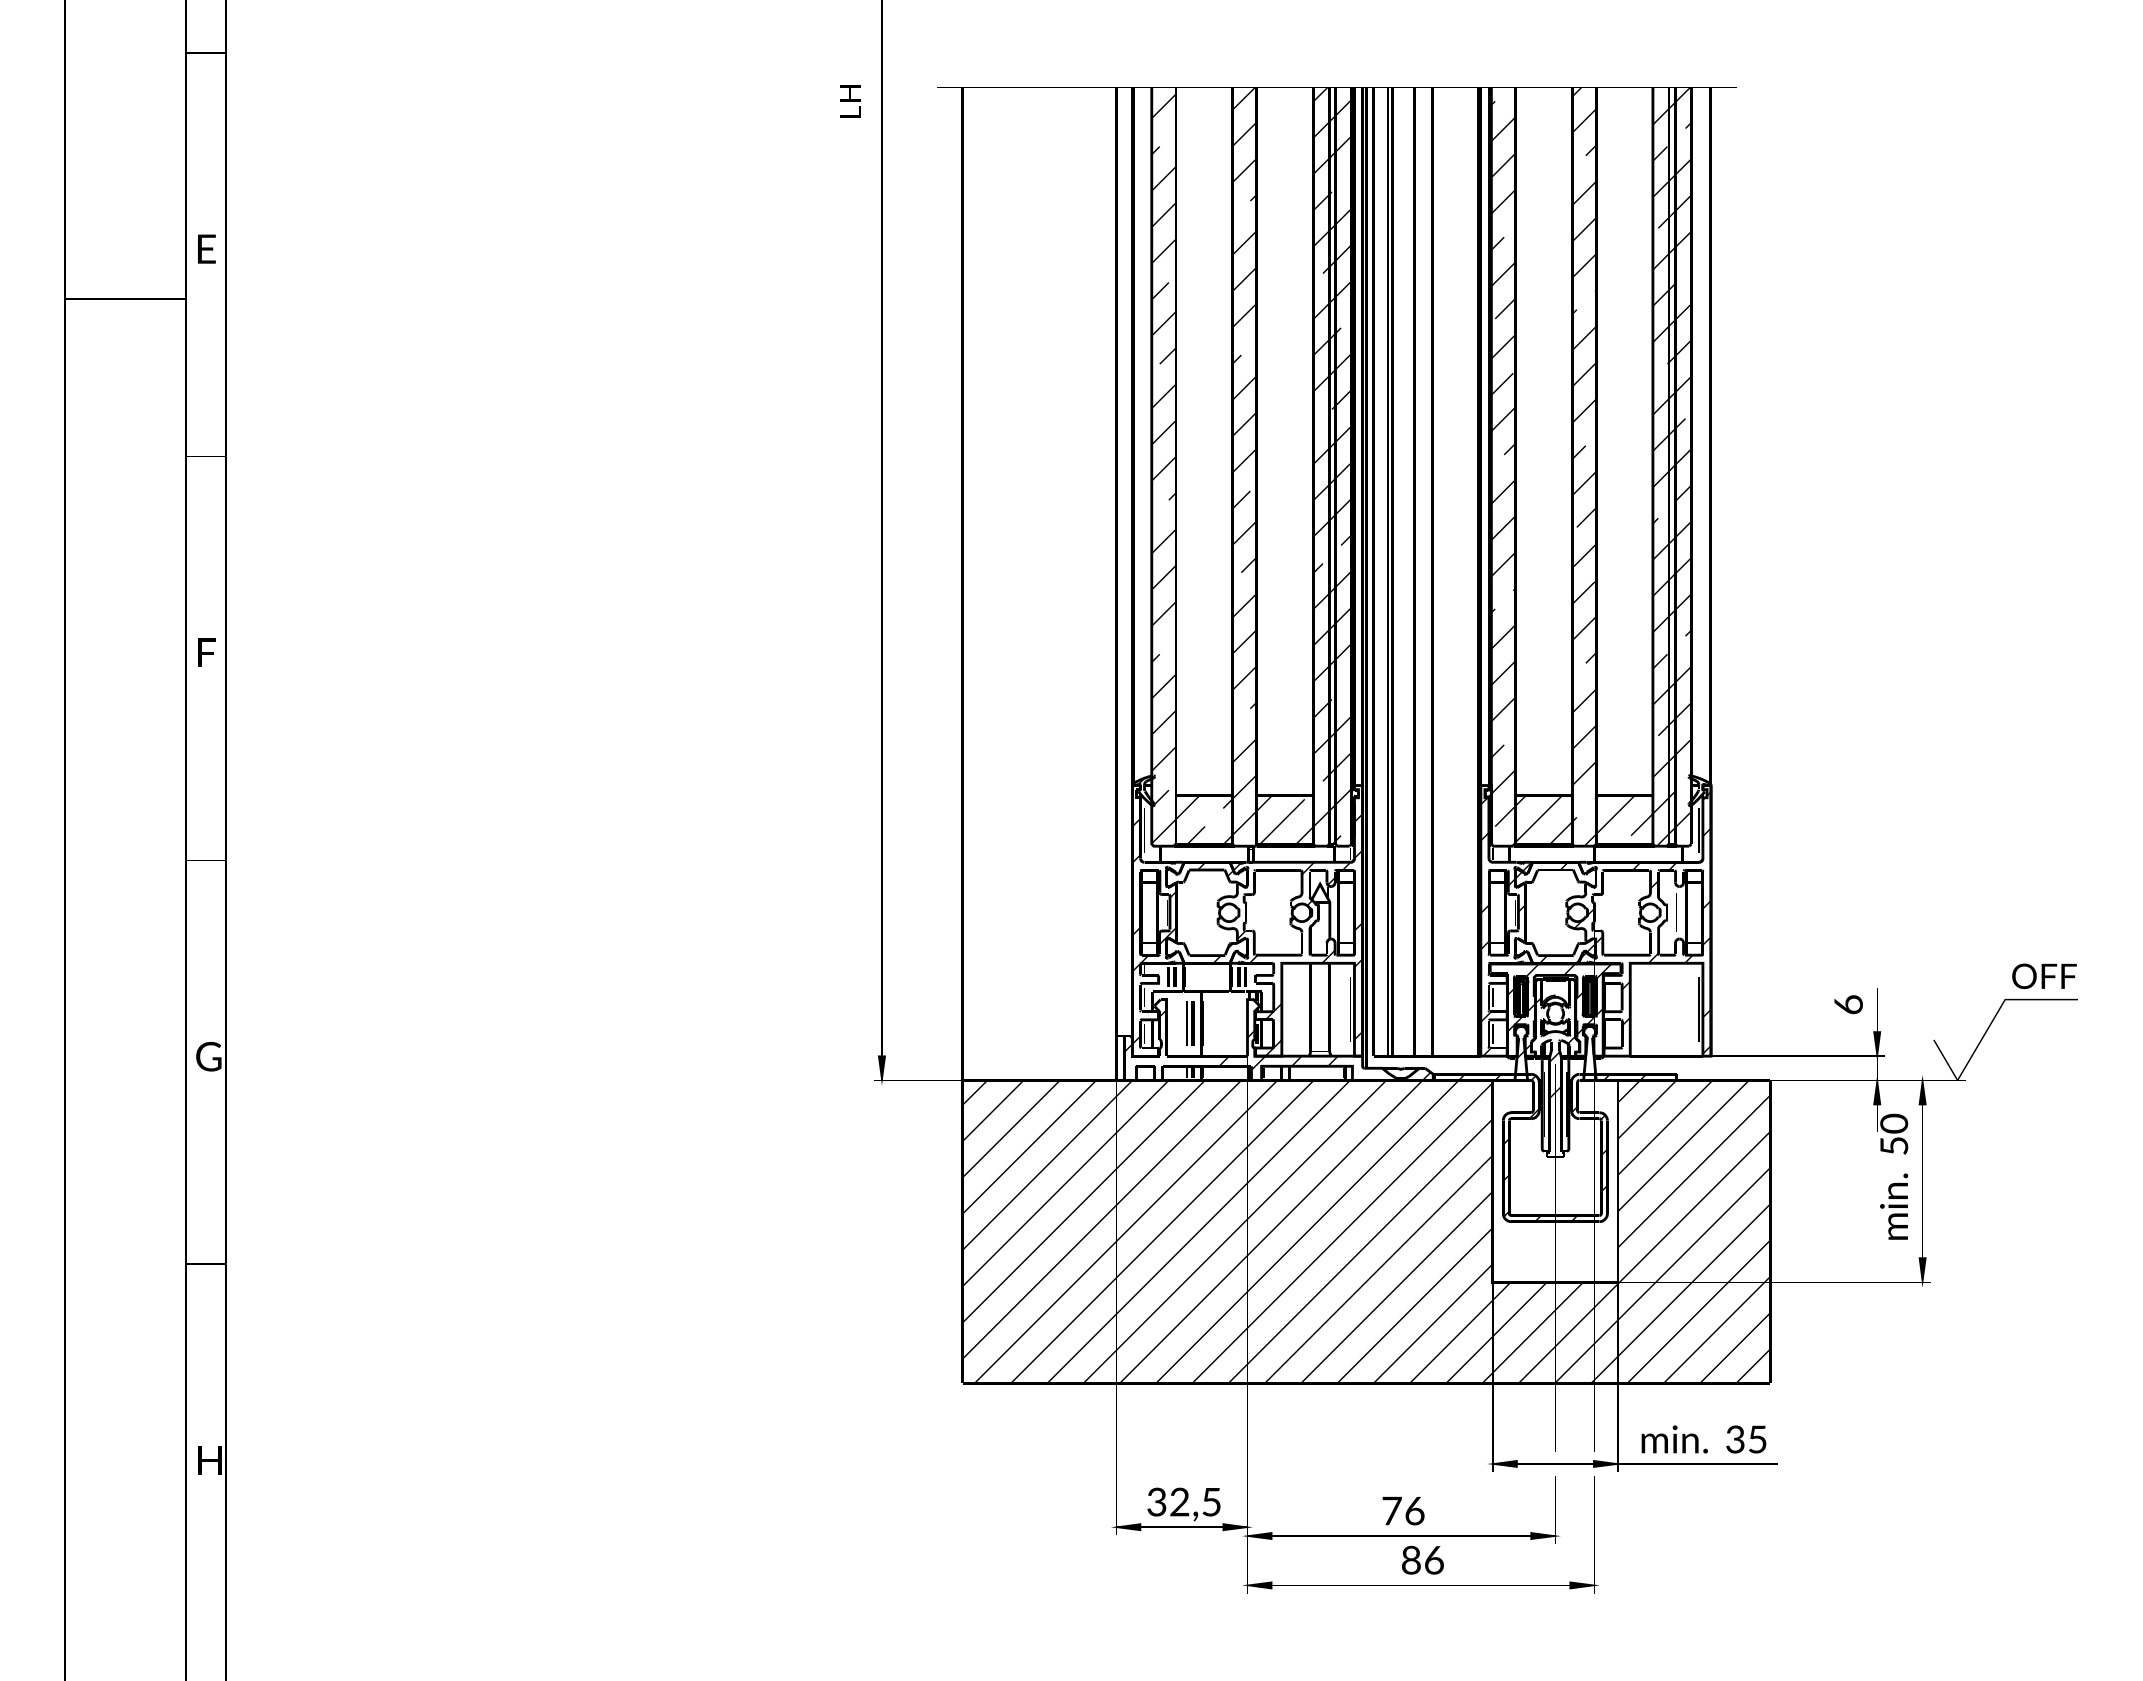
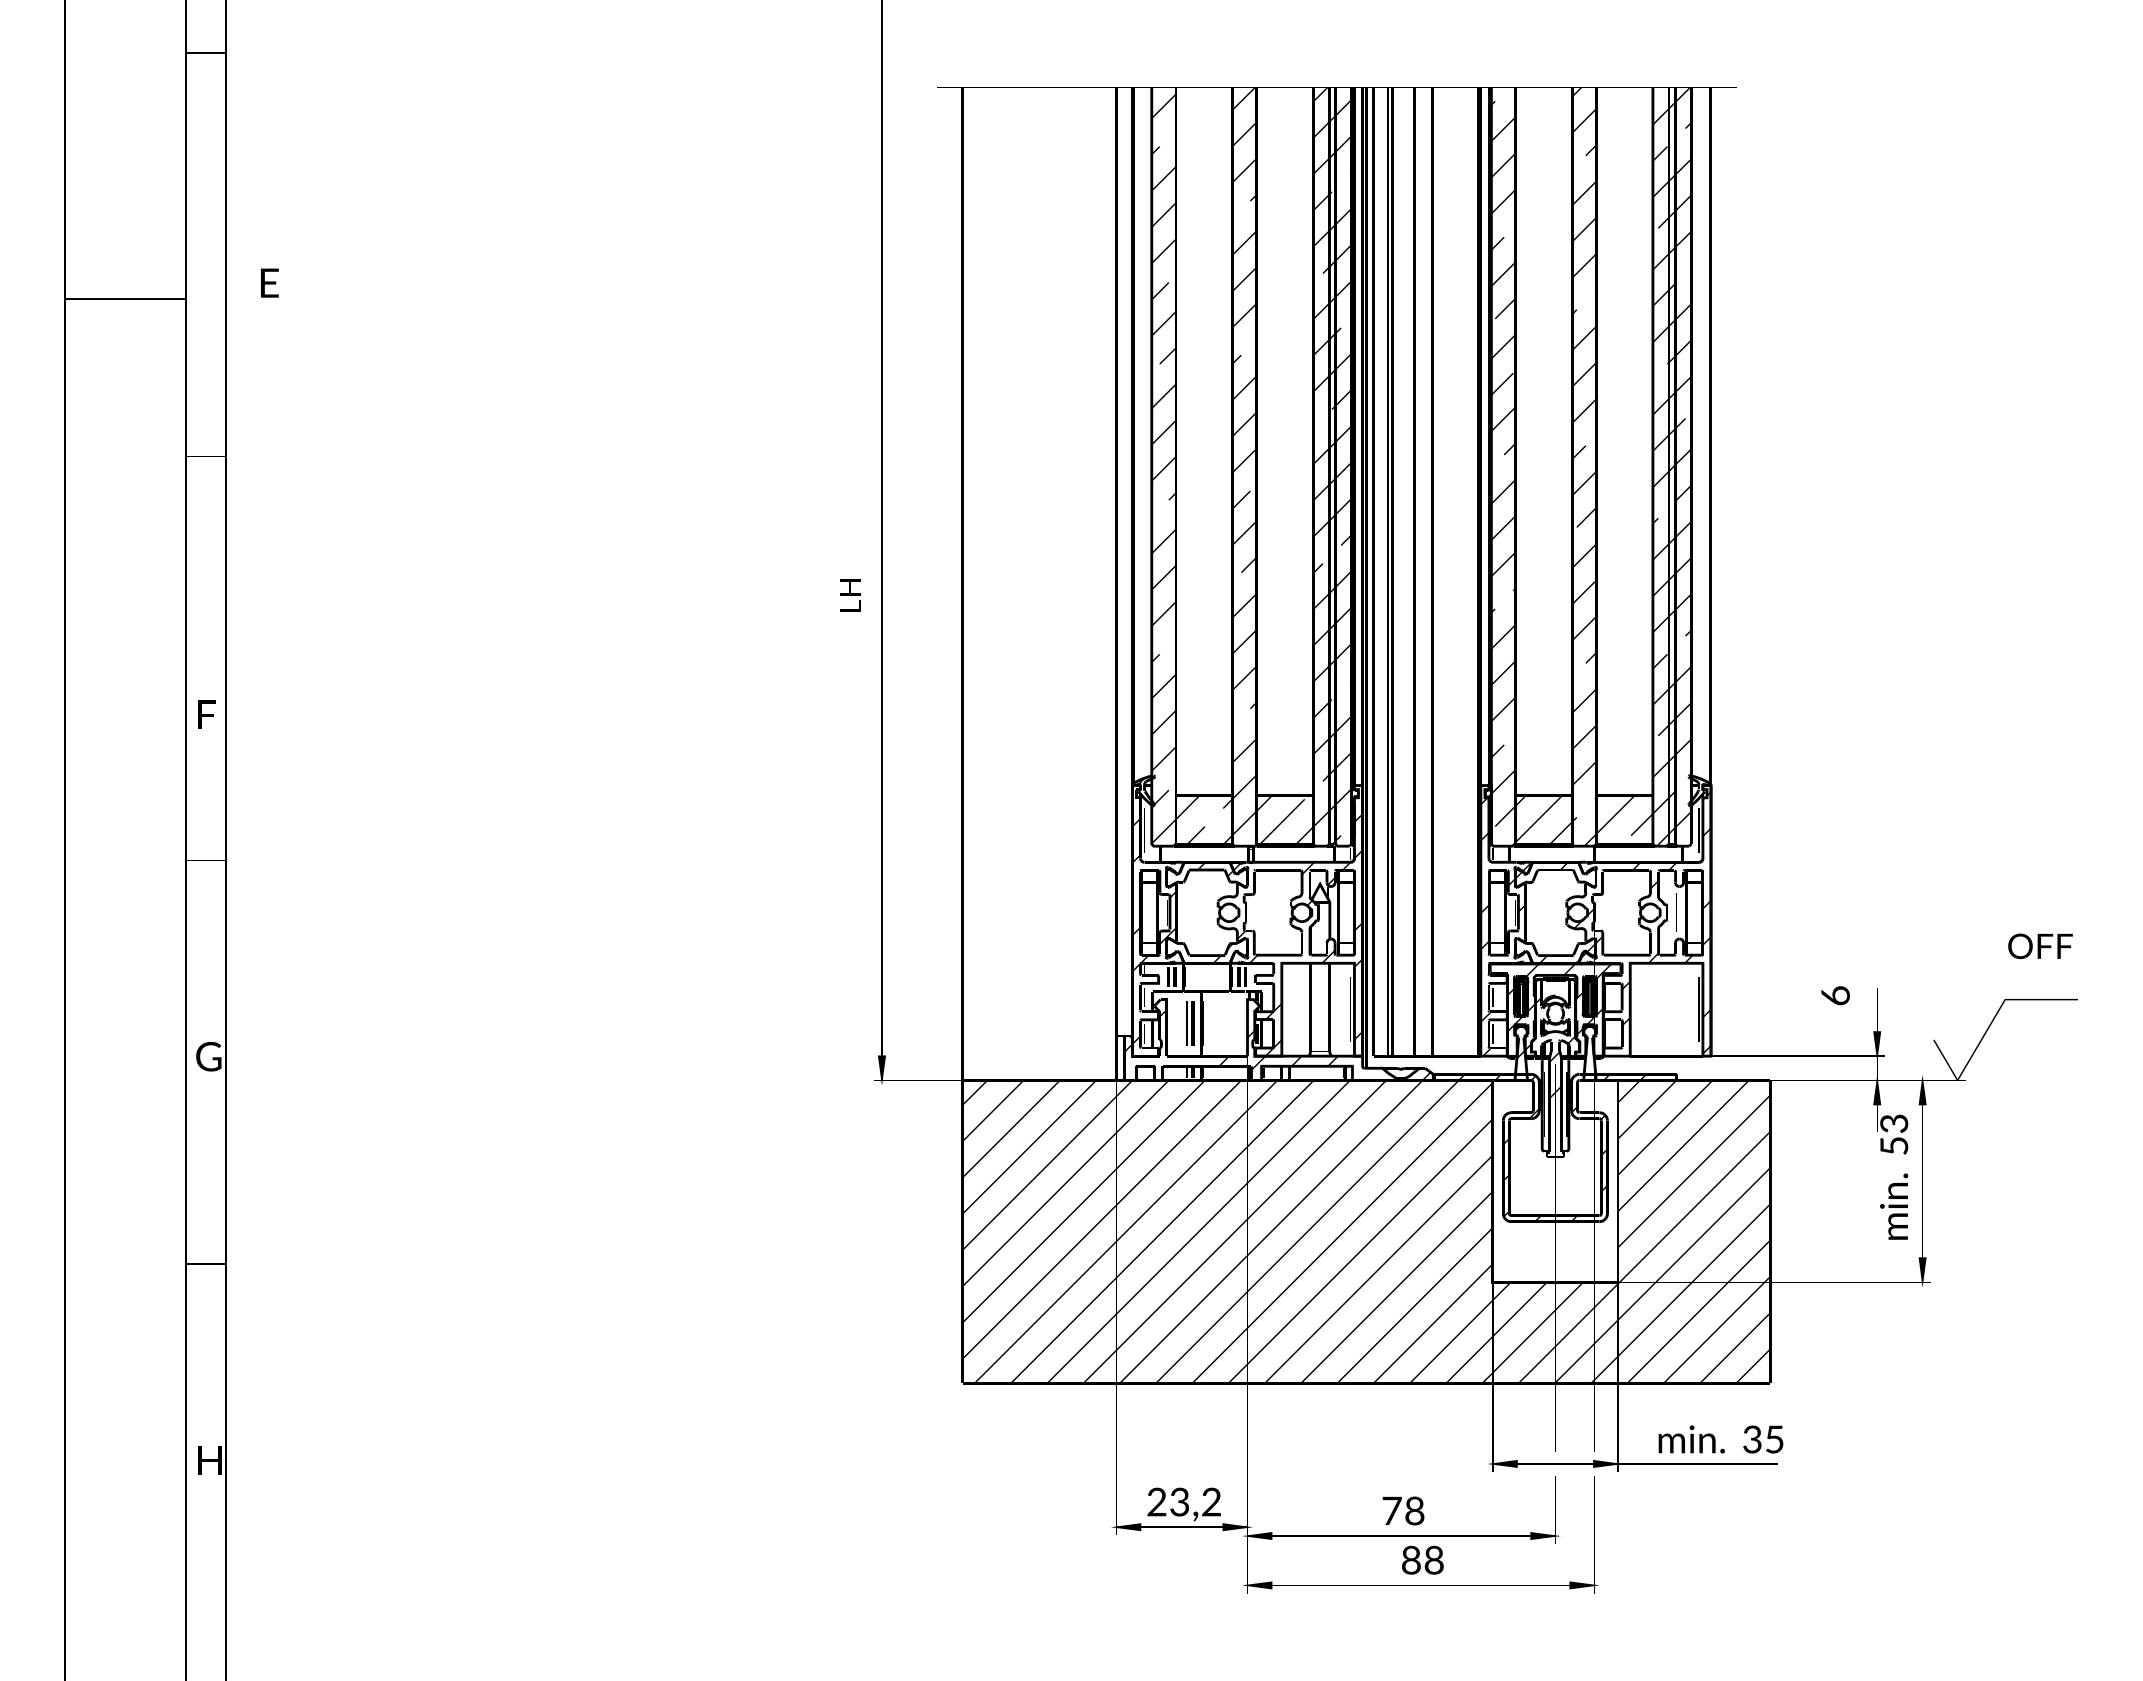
text position: (850, 101) -> (850, 595) (850, 595)
text position: (206, 248) -> (269, 282) (269, 282)
text position: (206, 652) -> (206, 714) (206, 714)
text position: (2044, 976) -> (2040, 946) (2040, 946)
text position: (1848, 1004) -> (1835, 995) (1835, 995)
text: 50 -> 53 (1893, 1123)
text position: (1703, 1439) -> (1720, 1439) (1720, 1439)
text: 32,5 -> 23,2 (1183, 1501)
text: 76 -> 78 (1414, 1510)
text: 86 -> 88 (1433, 1559)
